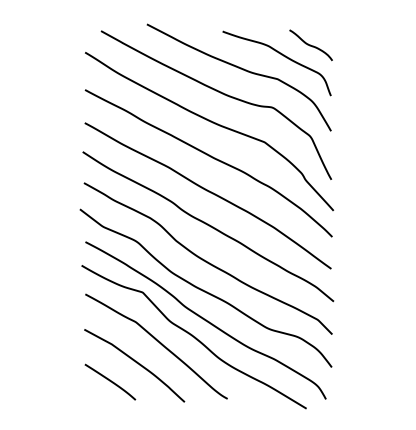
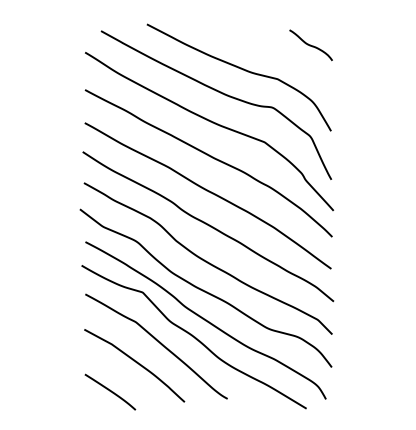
curve: present -> none (281, 55)
curve position: (110, 381) -> (110, 391) (110, 391)
